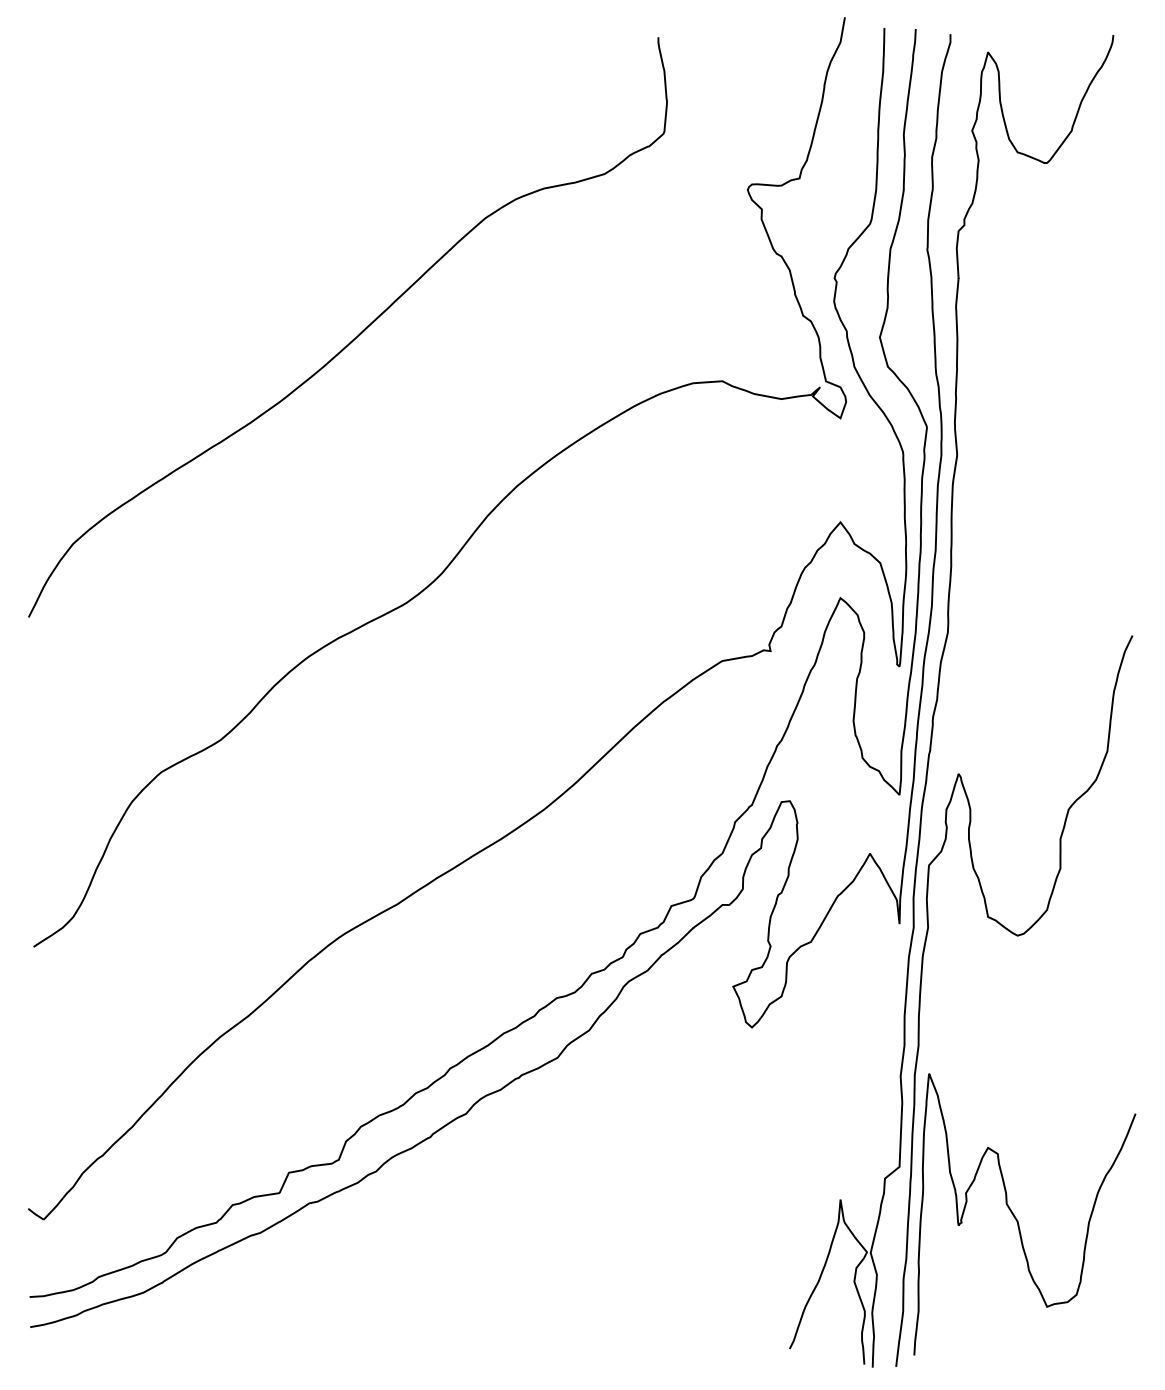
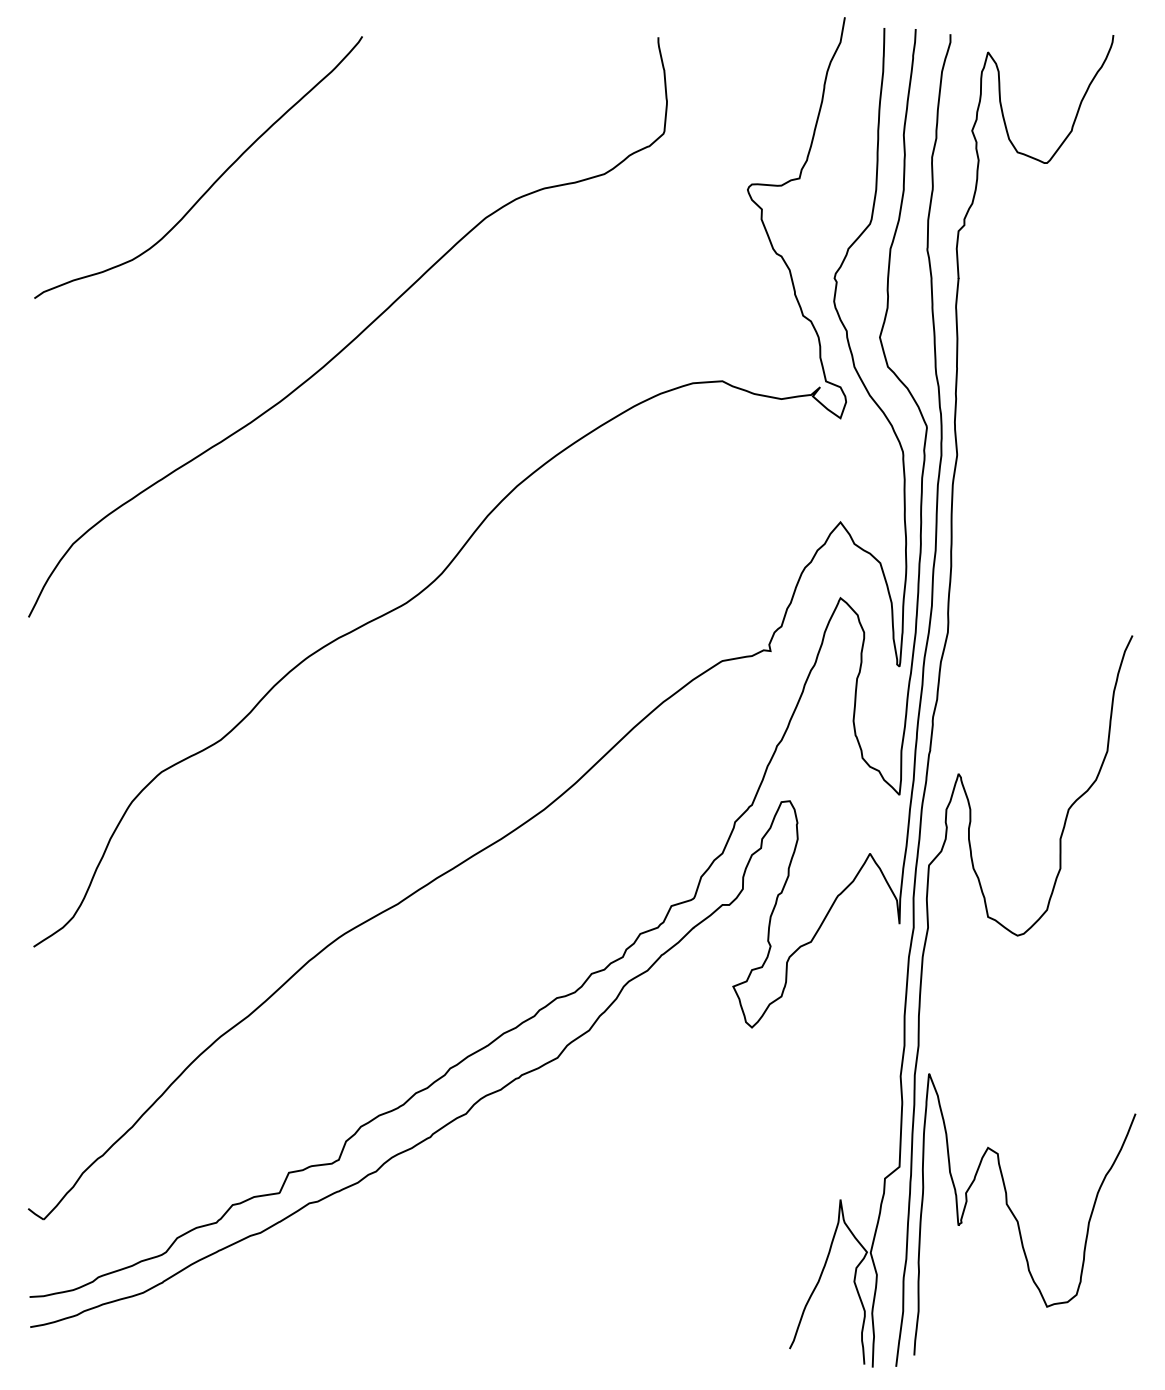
curve: none -> present (213, 182)
